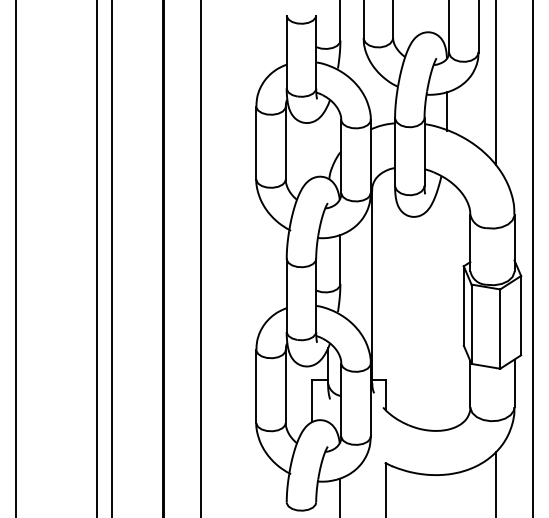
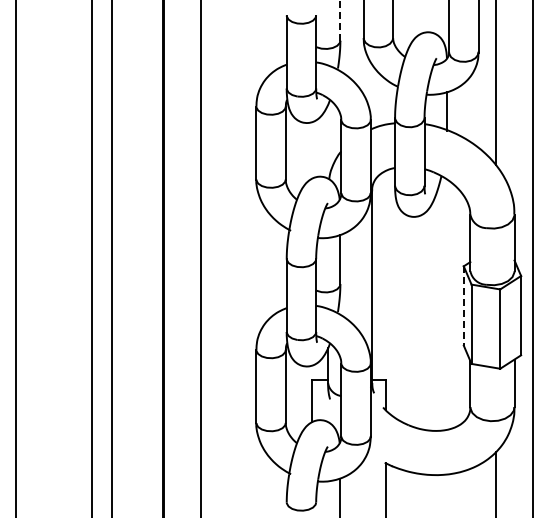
line: solid -> dashed (340, 20)
line position: (97, 258) -> (92, 258) (92, 258)
line: solid -> dashed (463, 305)
